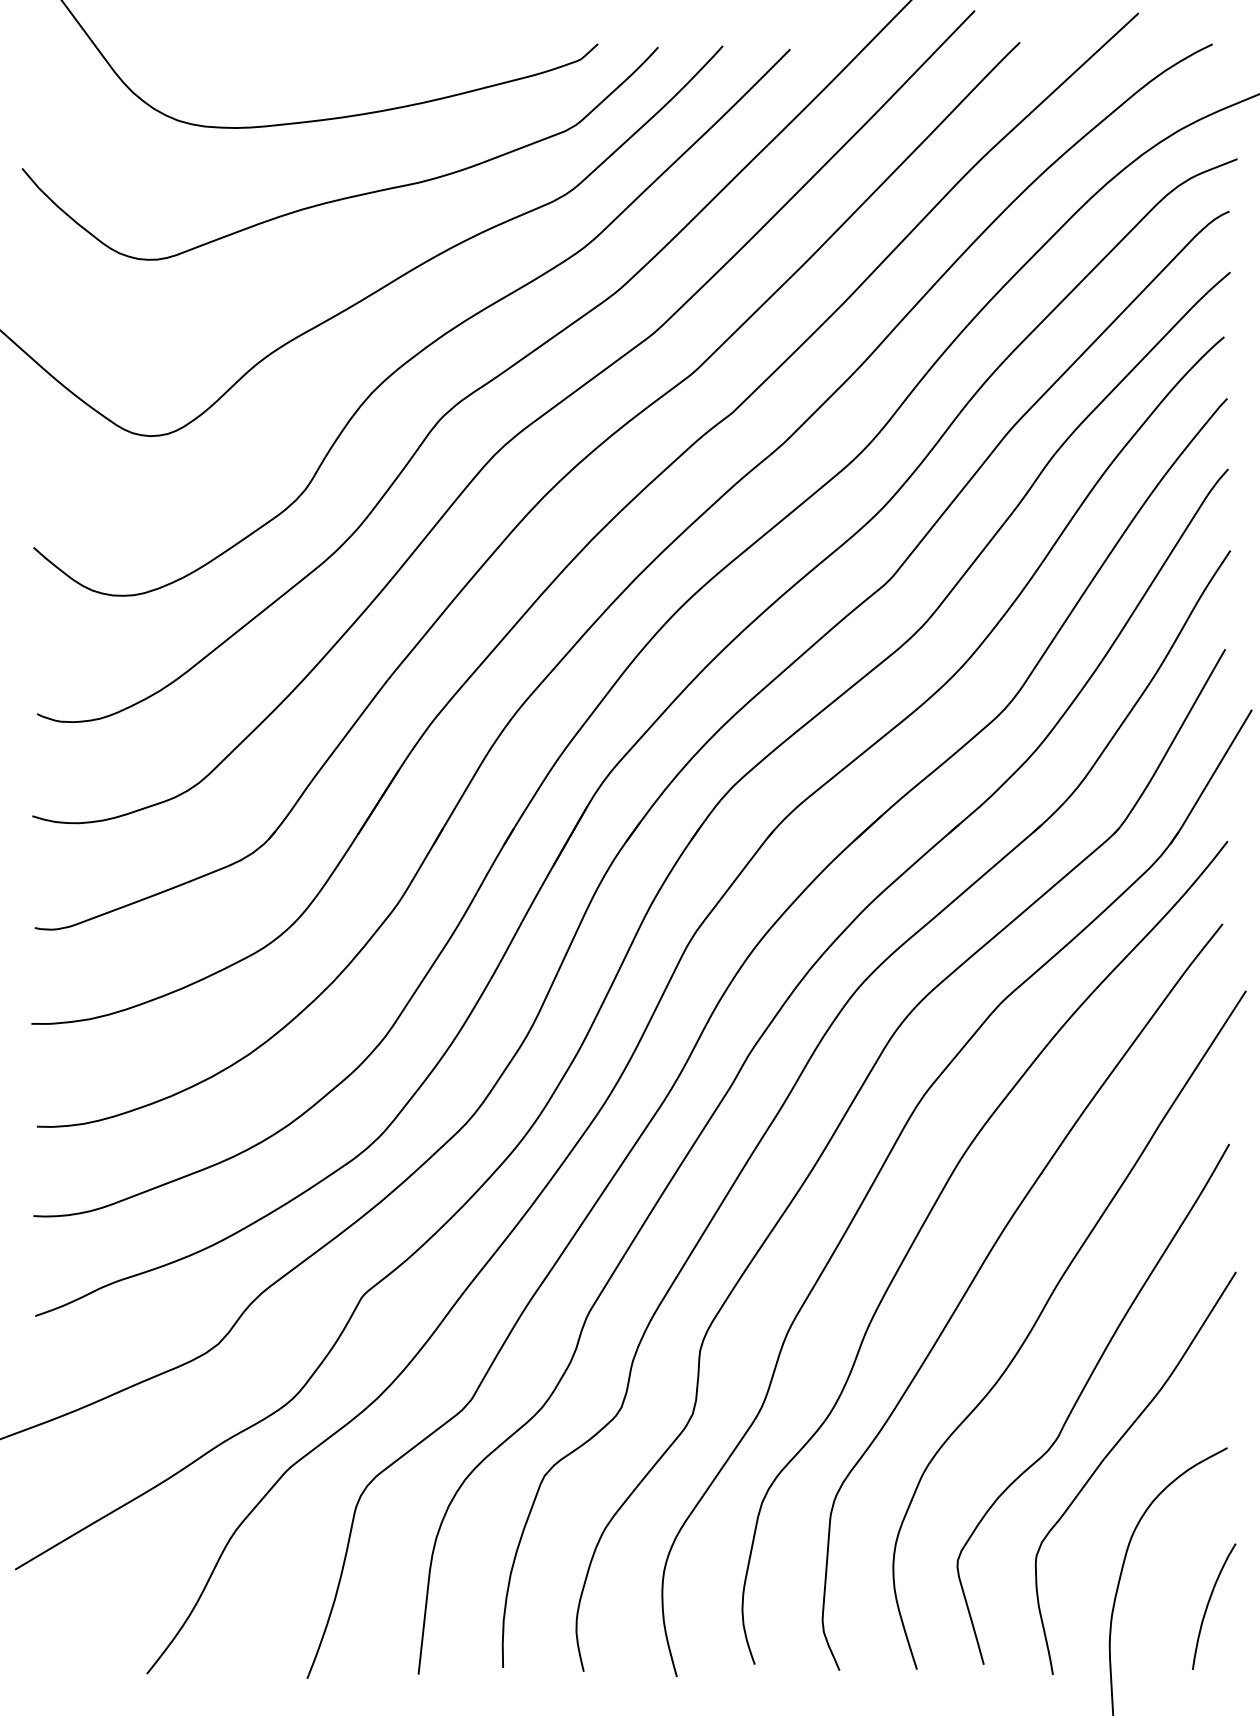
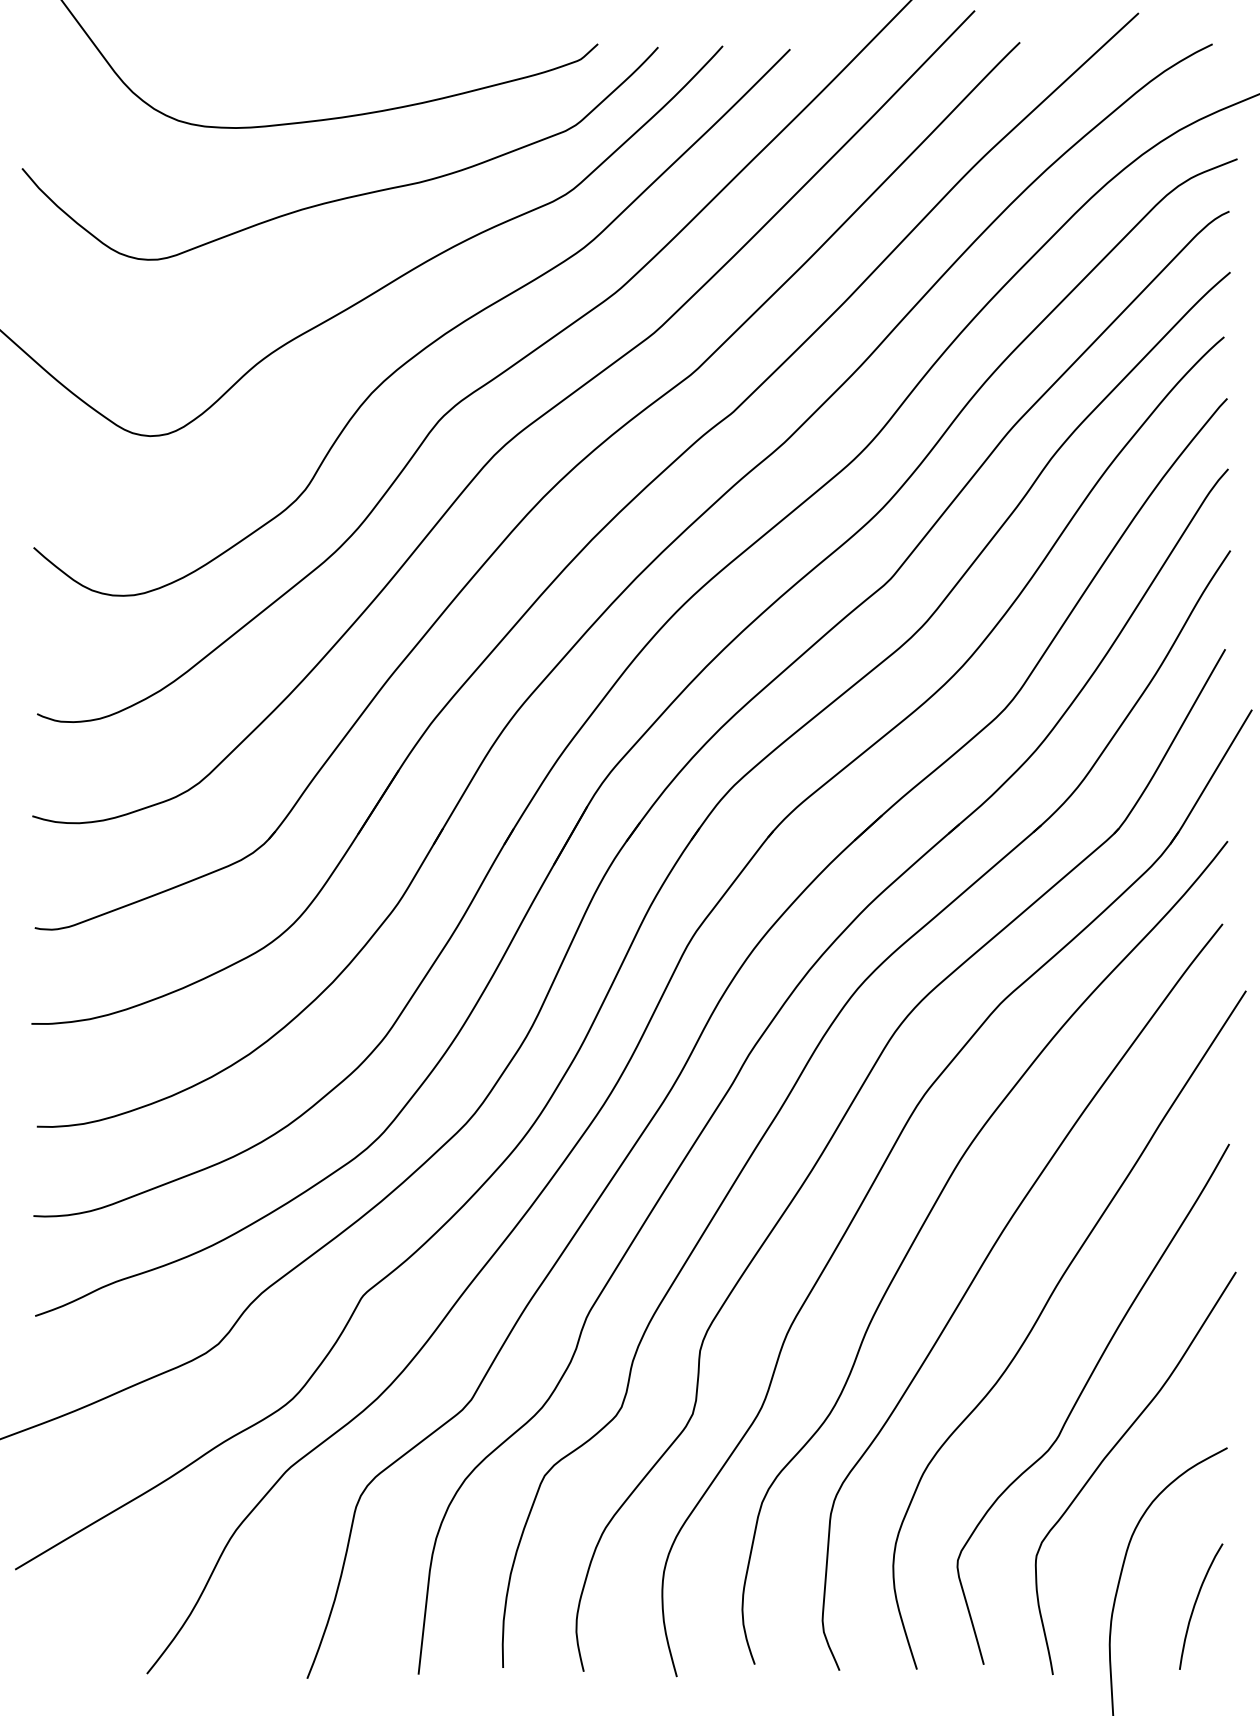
curve position: (1209, 1603) -> (1196, 1603) (1196, 1603)
